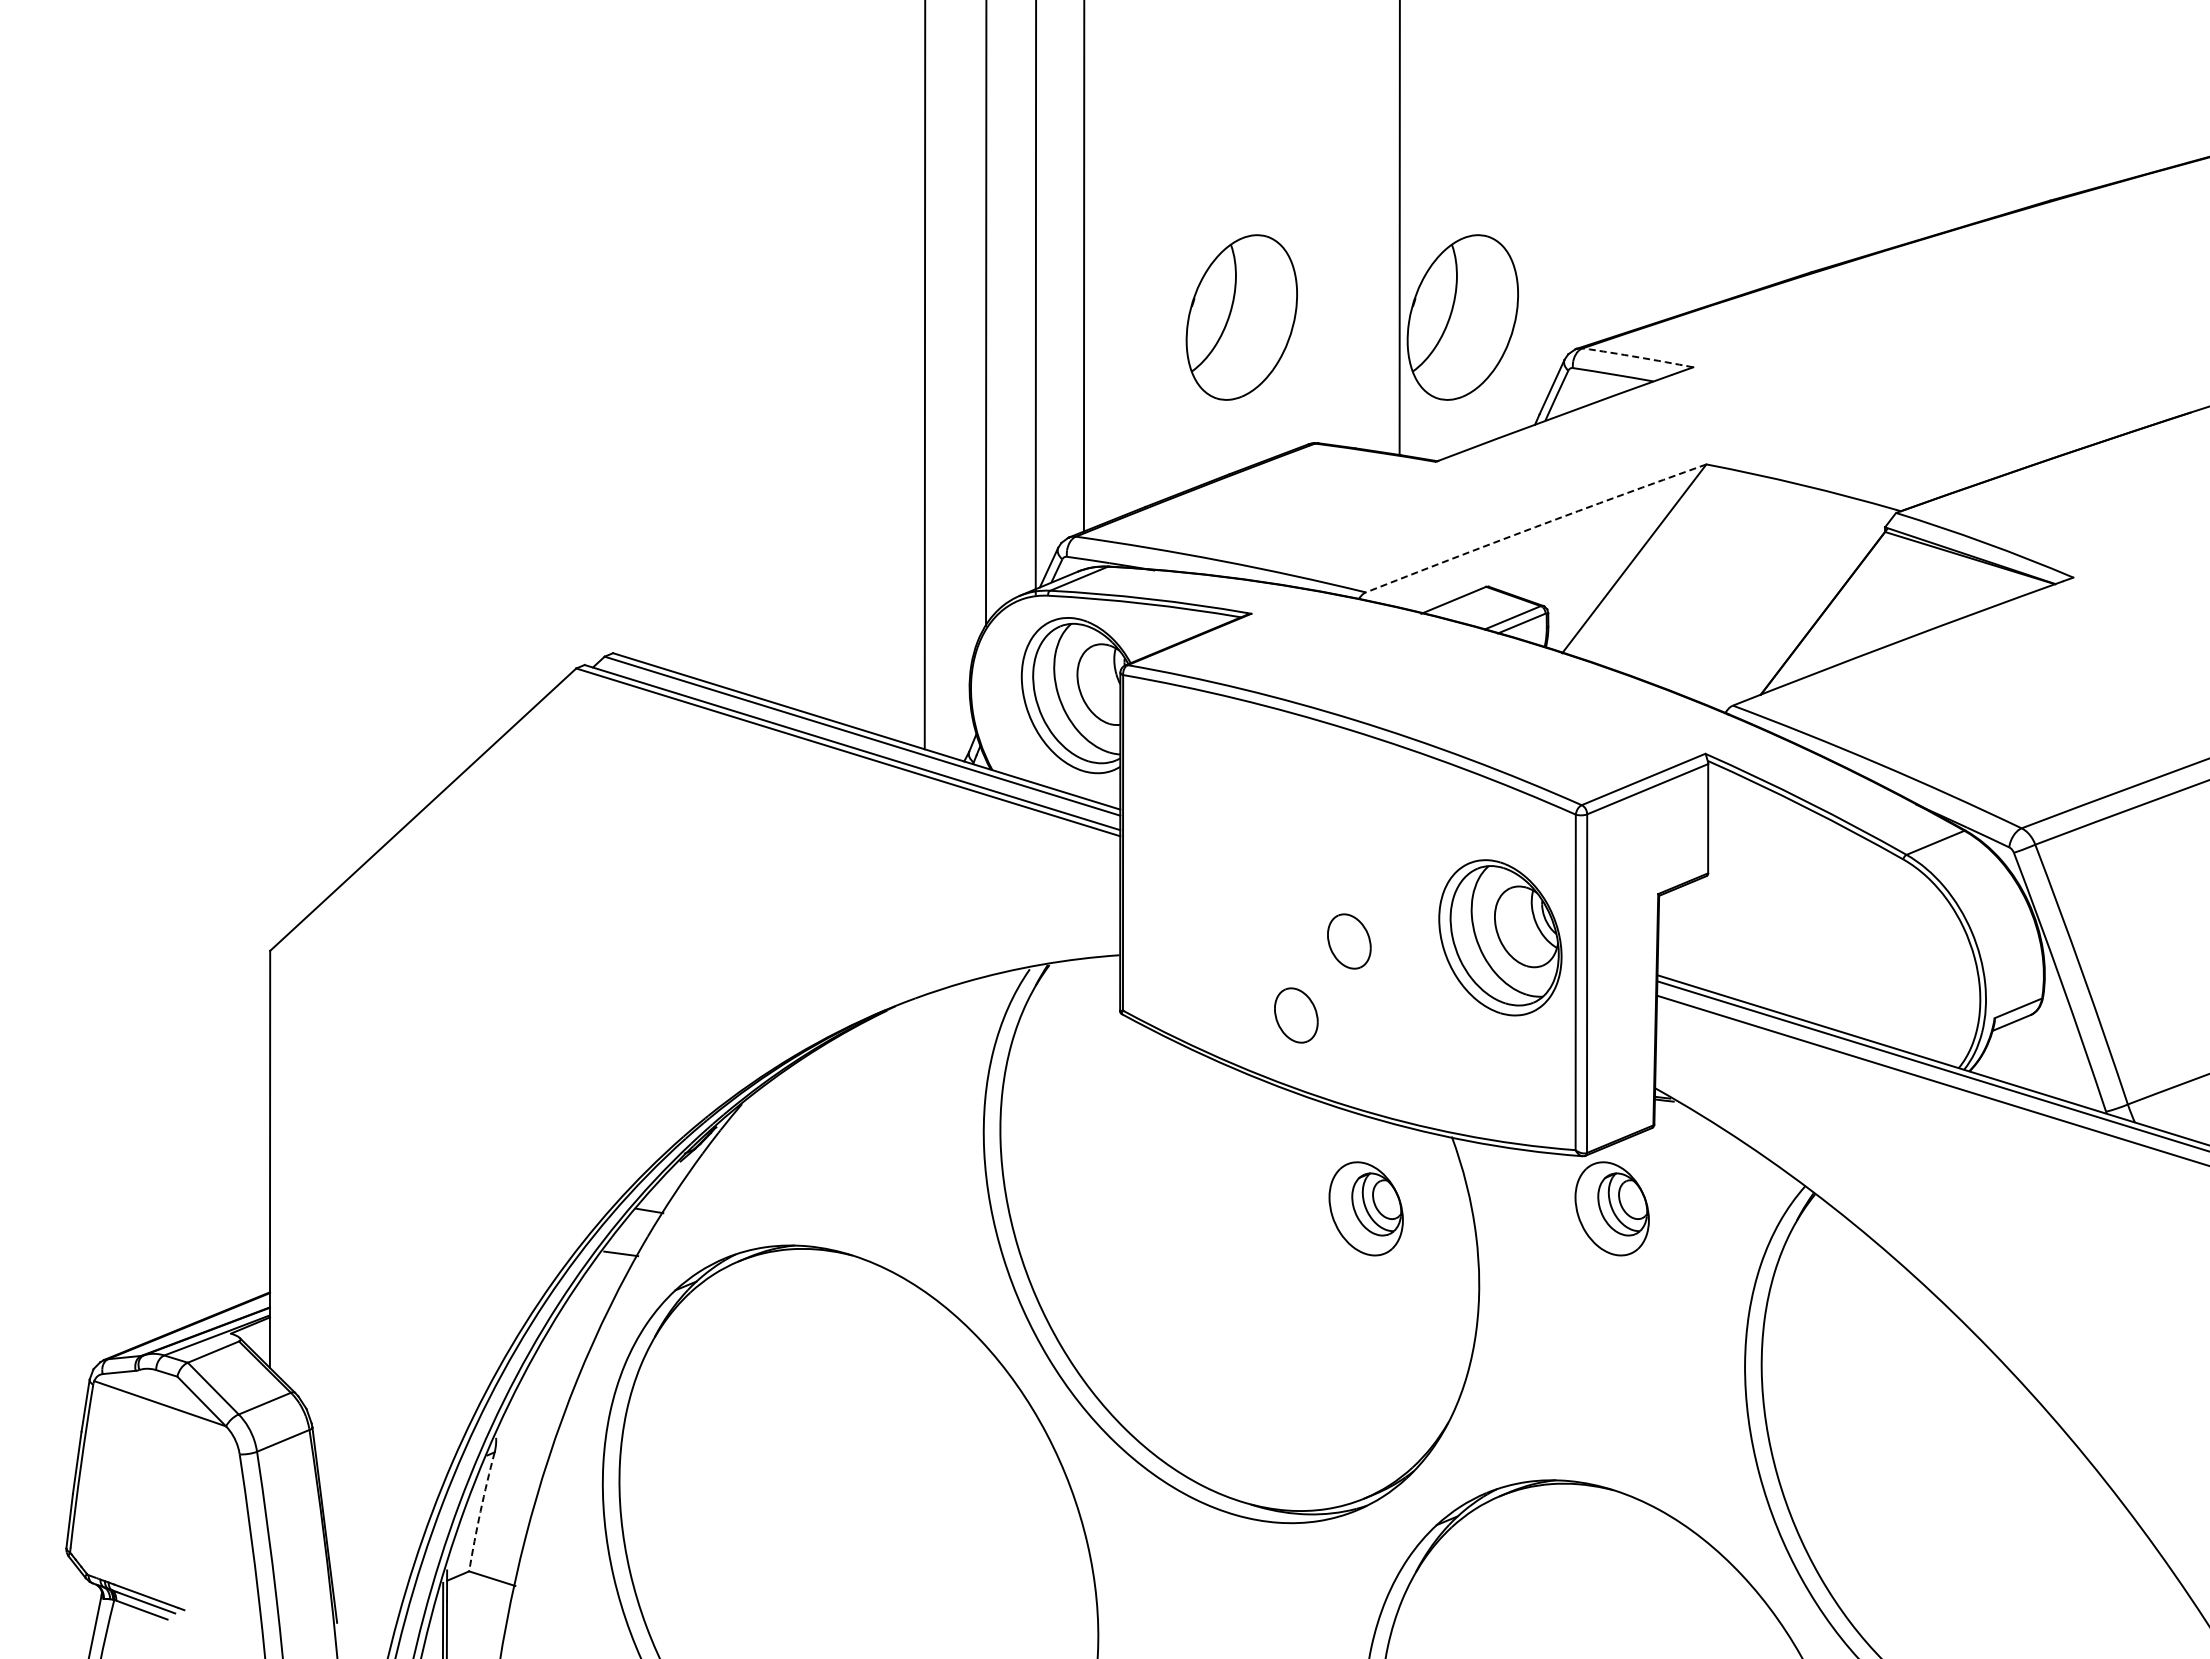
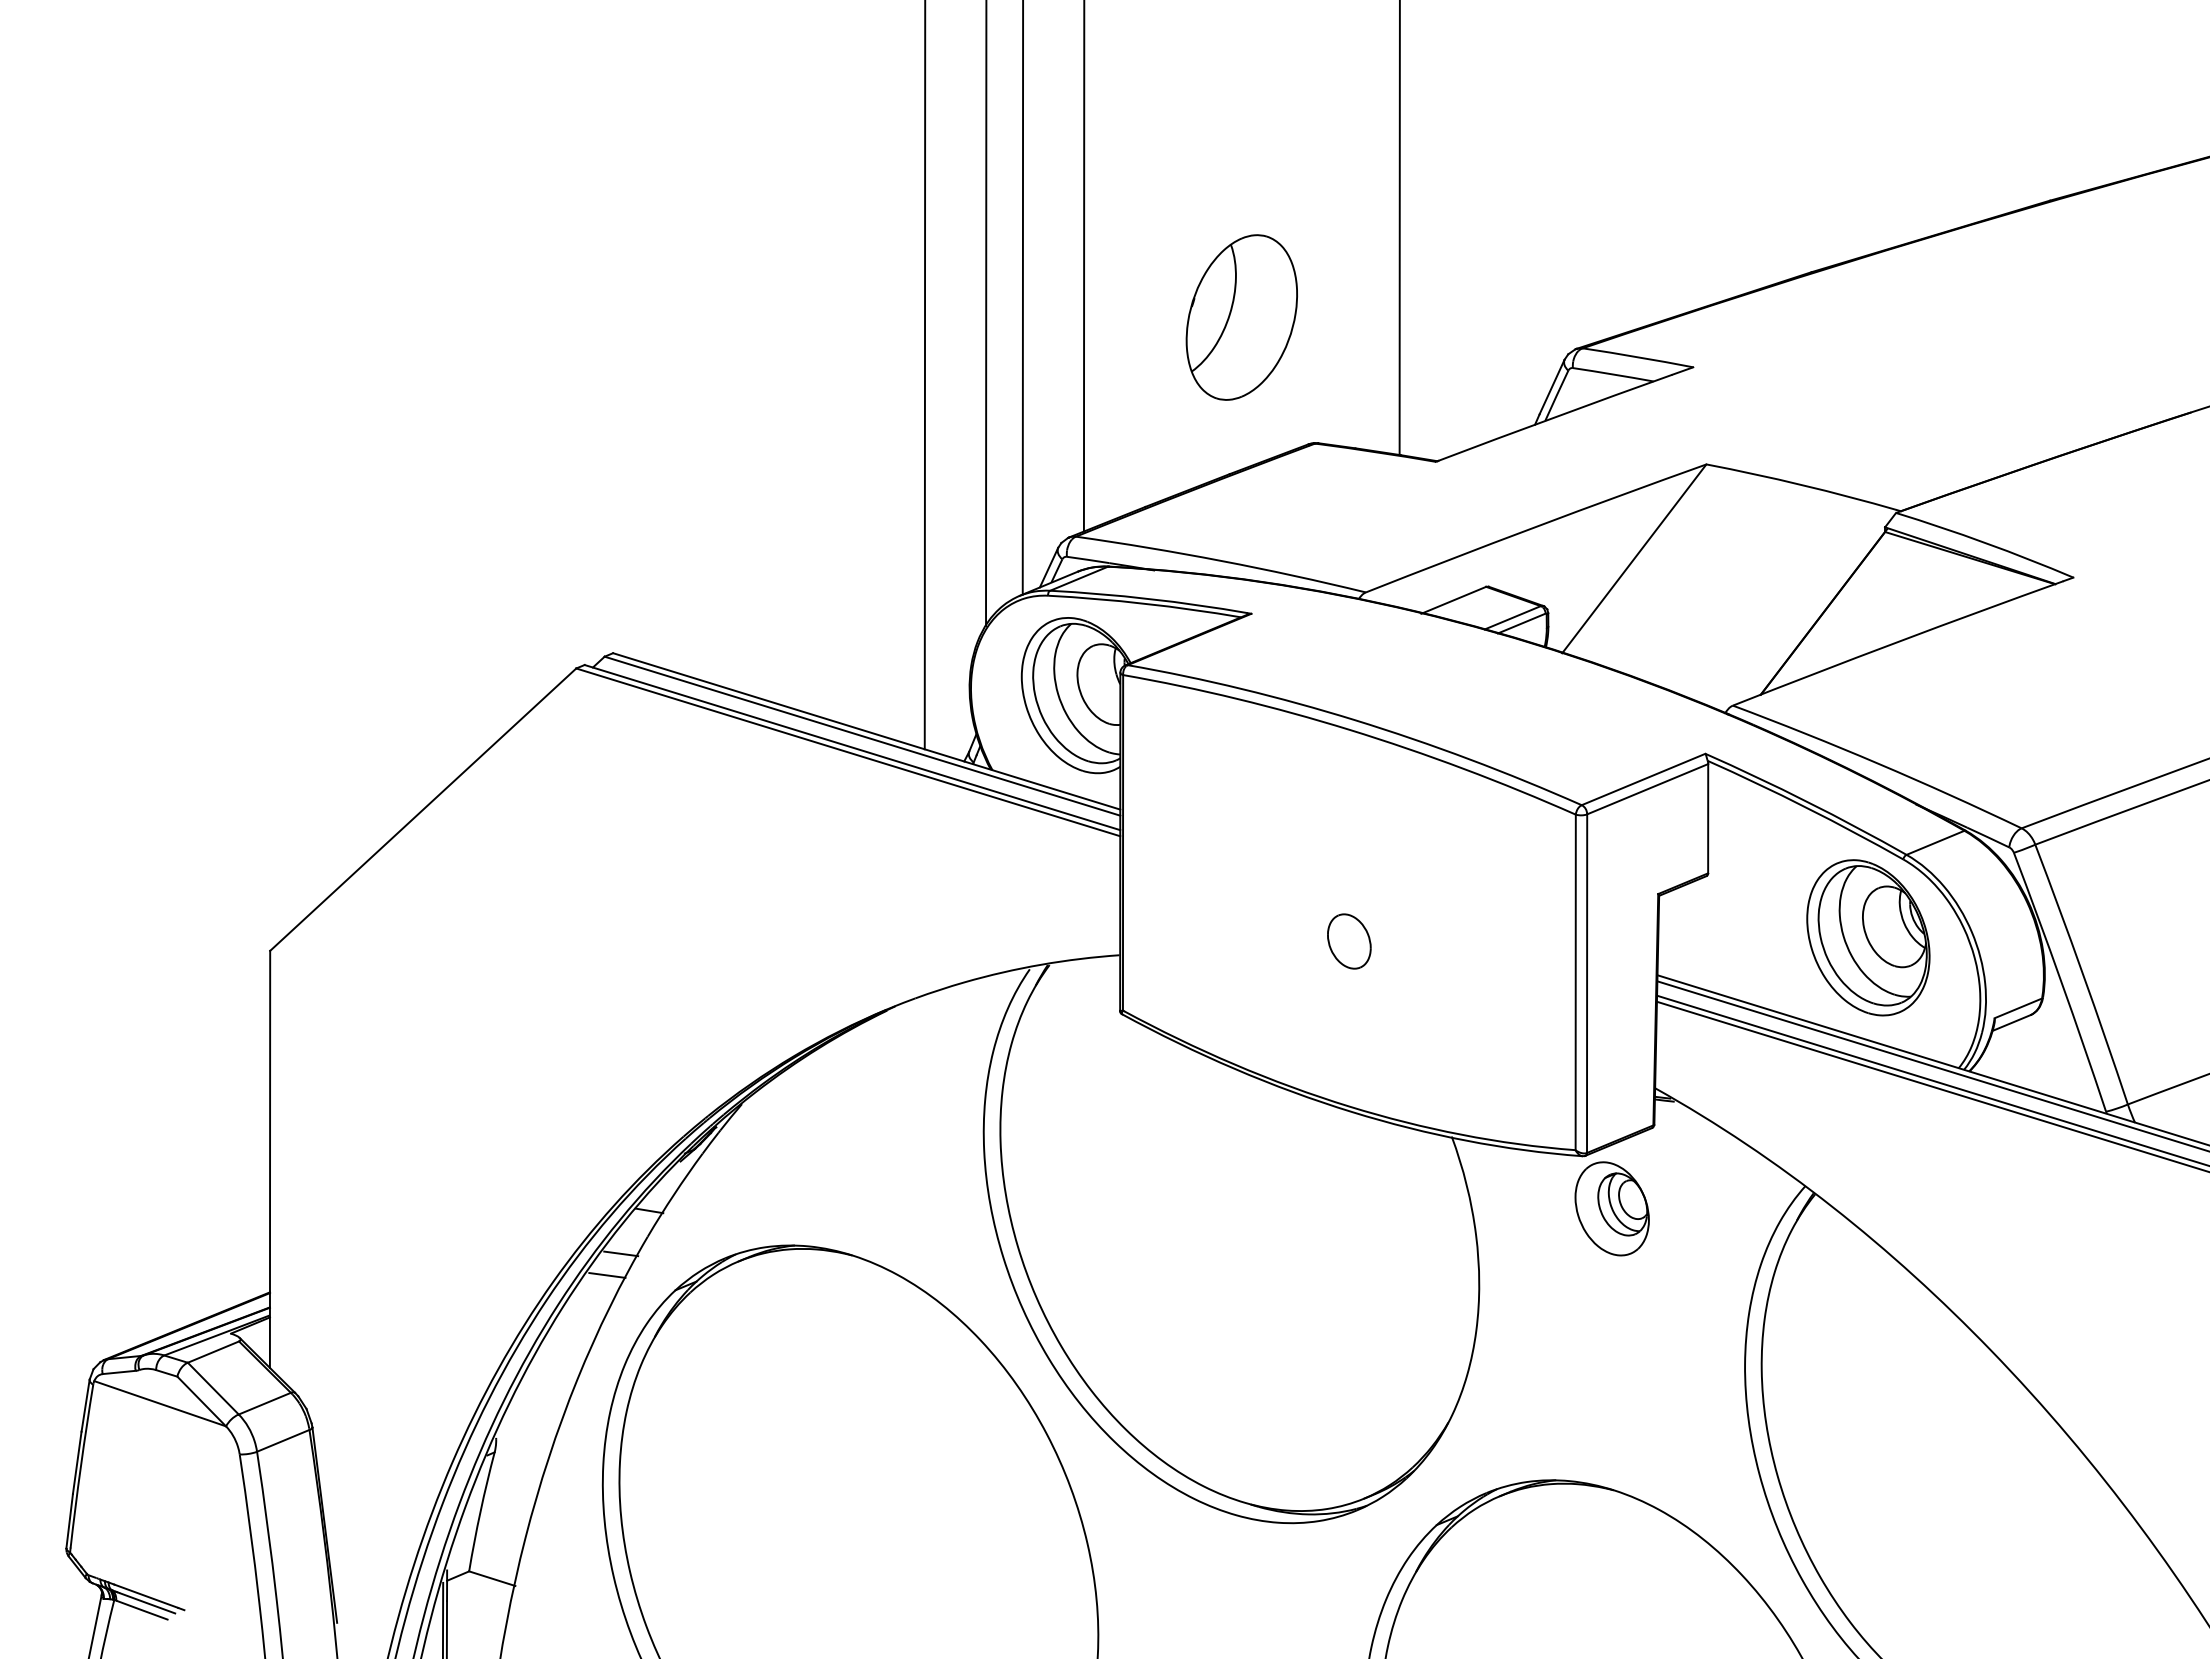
line position: (1035, 298) -> (1022, 298) (1022, 298)
part: present -> none (1462, 317)
arc: dashed -> solid (1638, 357)
arc: dashed -> solid (1535, 527)
part position: (1500, 937) -> (1868, 937) (1868, 937)
part: present -> none (1296, 1015)
line: none -> present (1931, 1086)
part: present -> none (1365, 1208)
line: none -> present (607, 1275)
arc: dashed -> solid (480, 1511)
